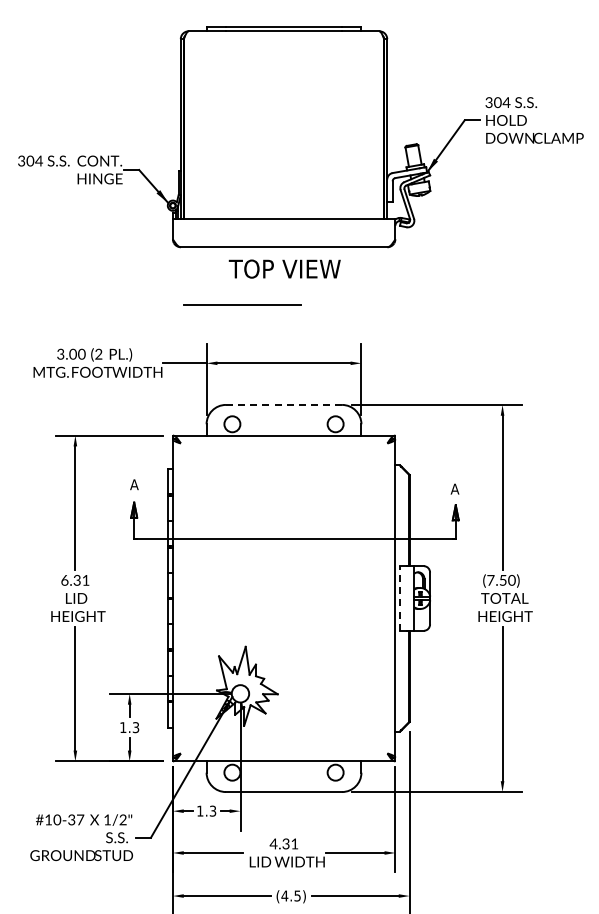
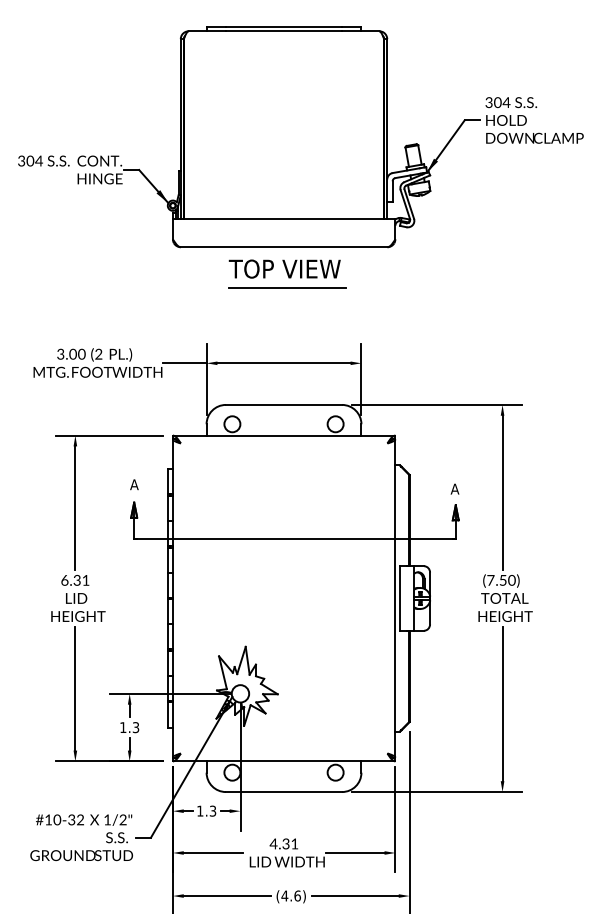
line position: (242, 304) -> (287, 287) (287, 287)
line: dashed -> solid (284, 404)
line: dashed -> solid (400, 597)
text: #10-37 -> #10-32 (80, 819)
text: (4.5) -> (4.6) (297, 895)
